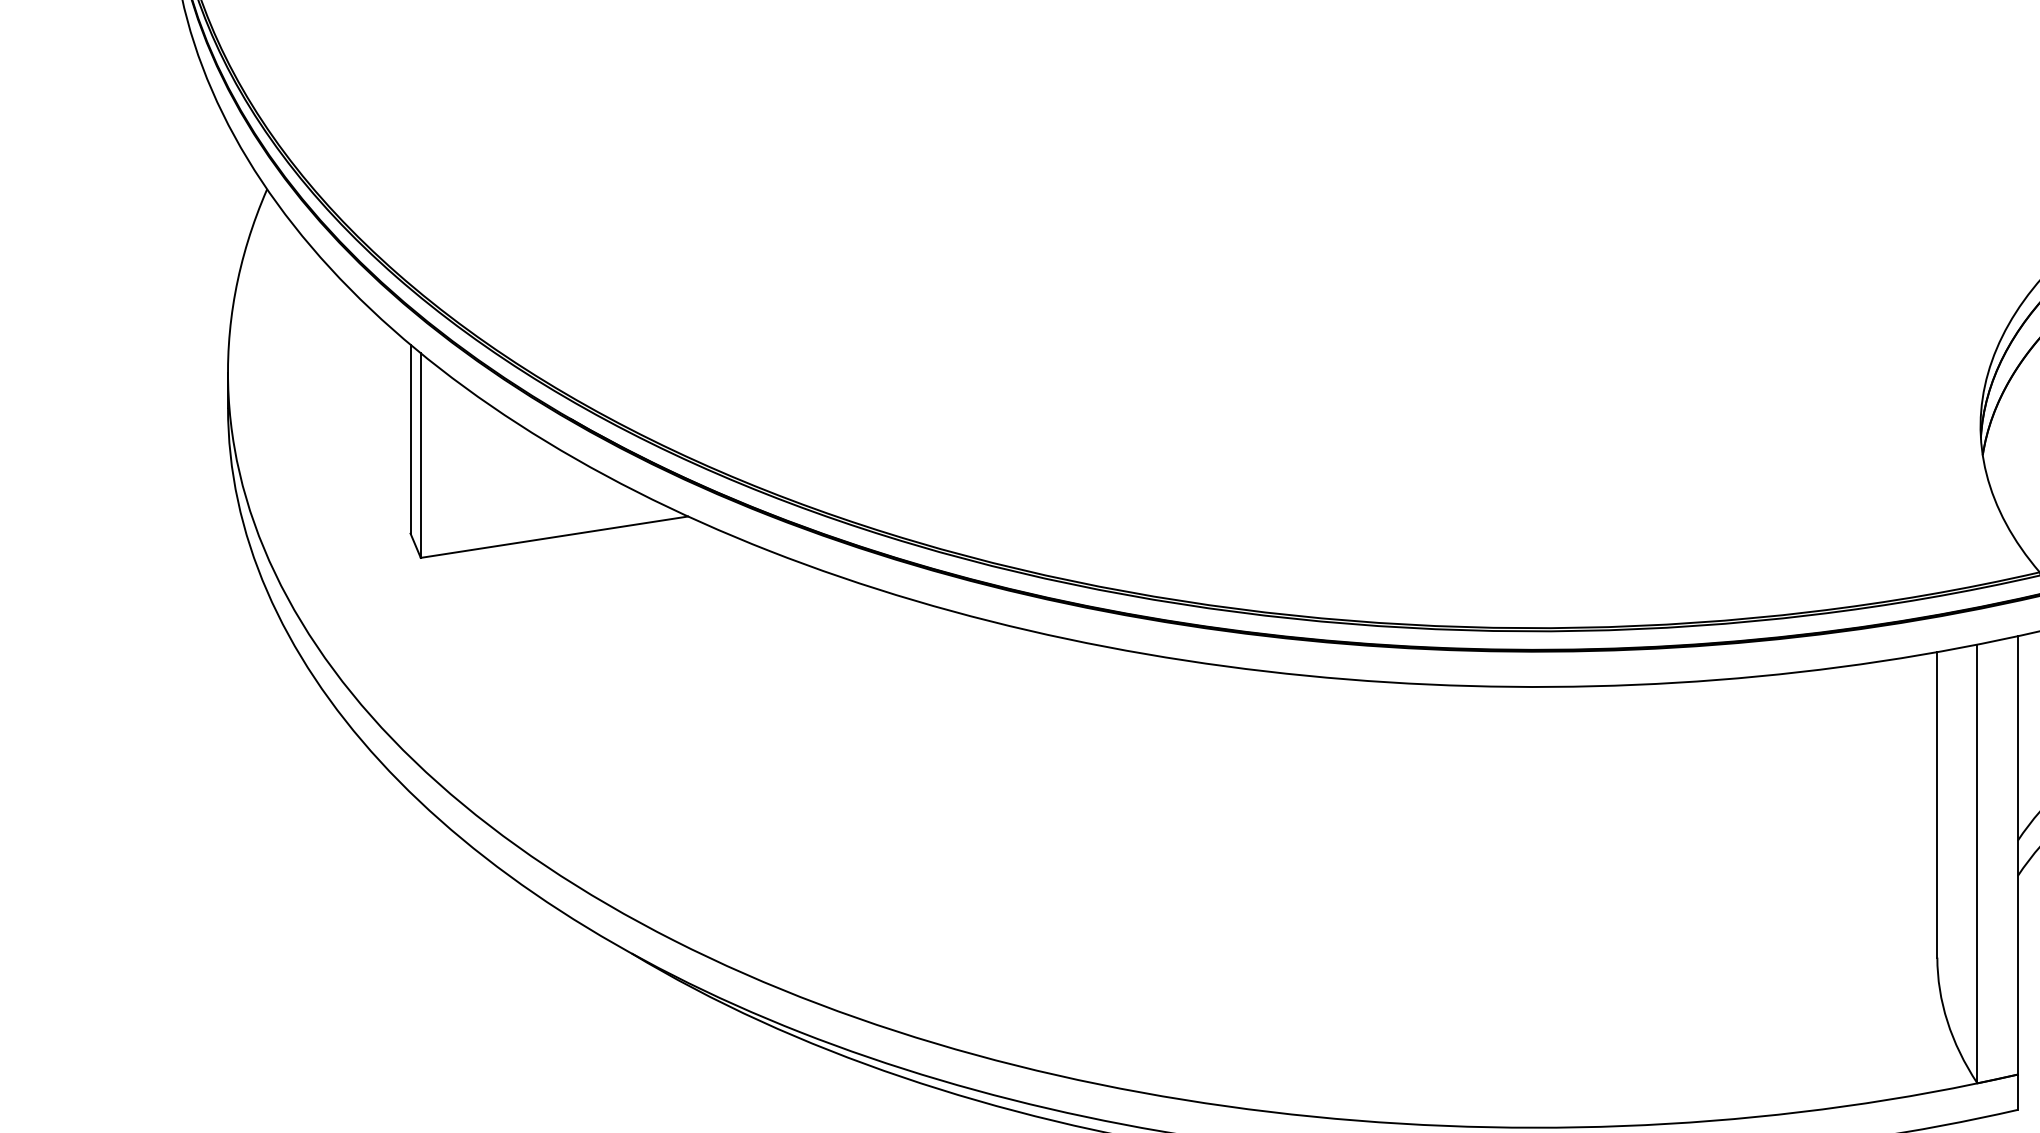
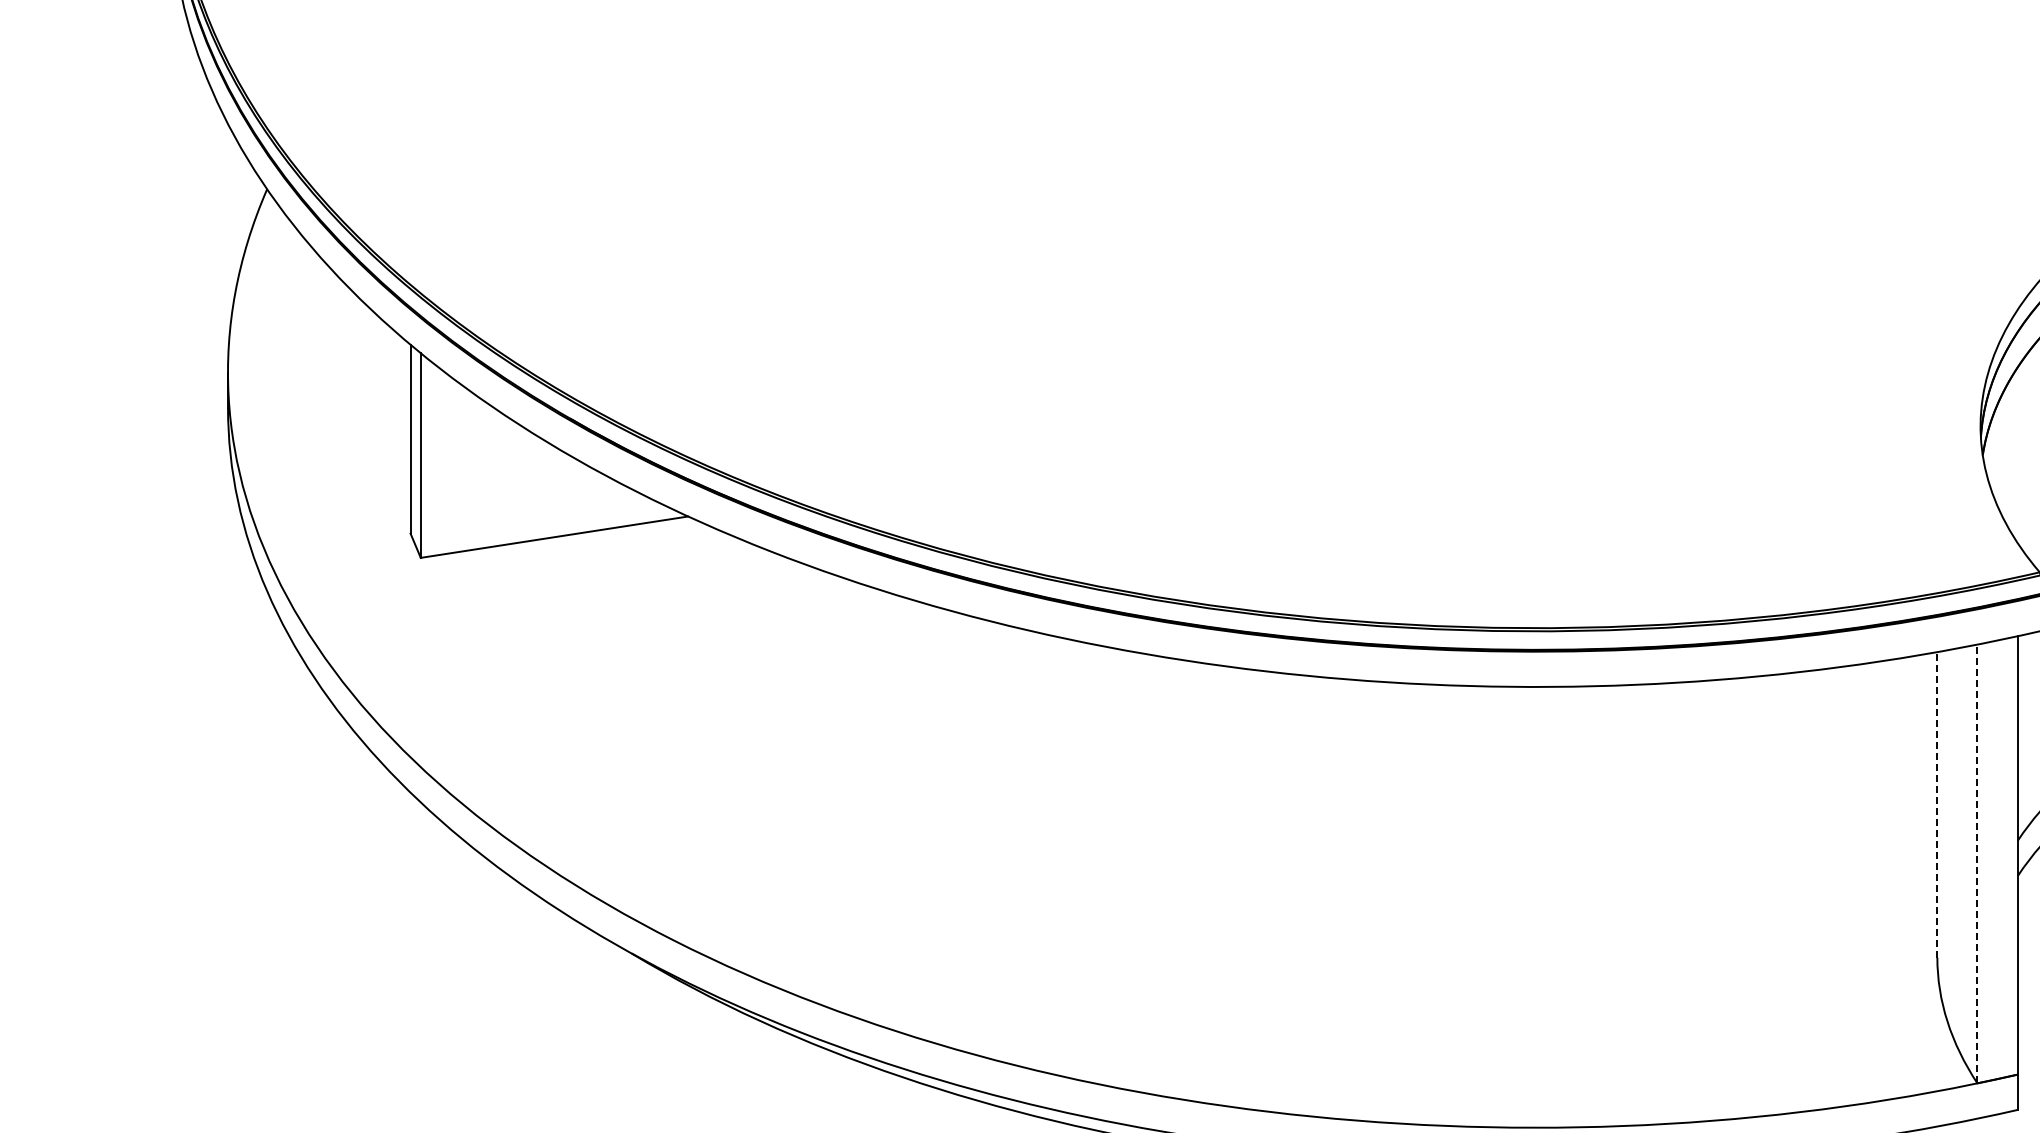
line: solid -> dashed (1937, 804)
line: solid -> dashed (1977, 863)
